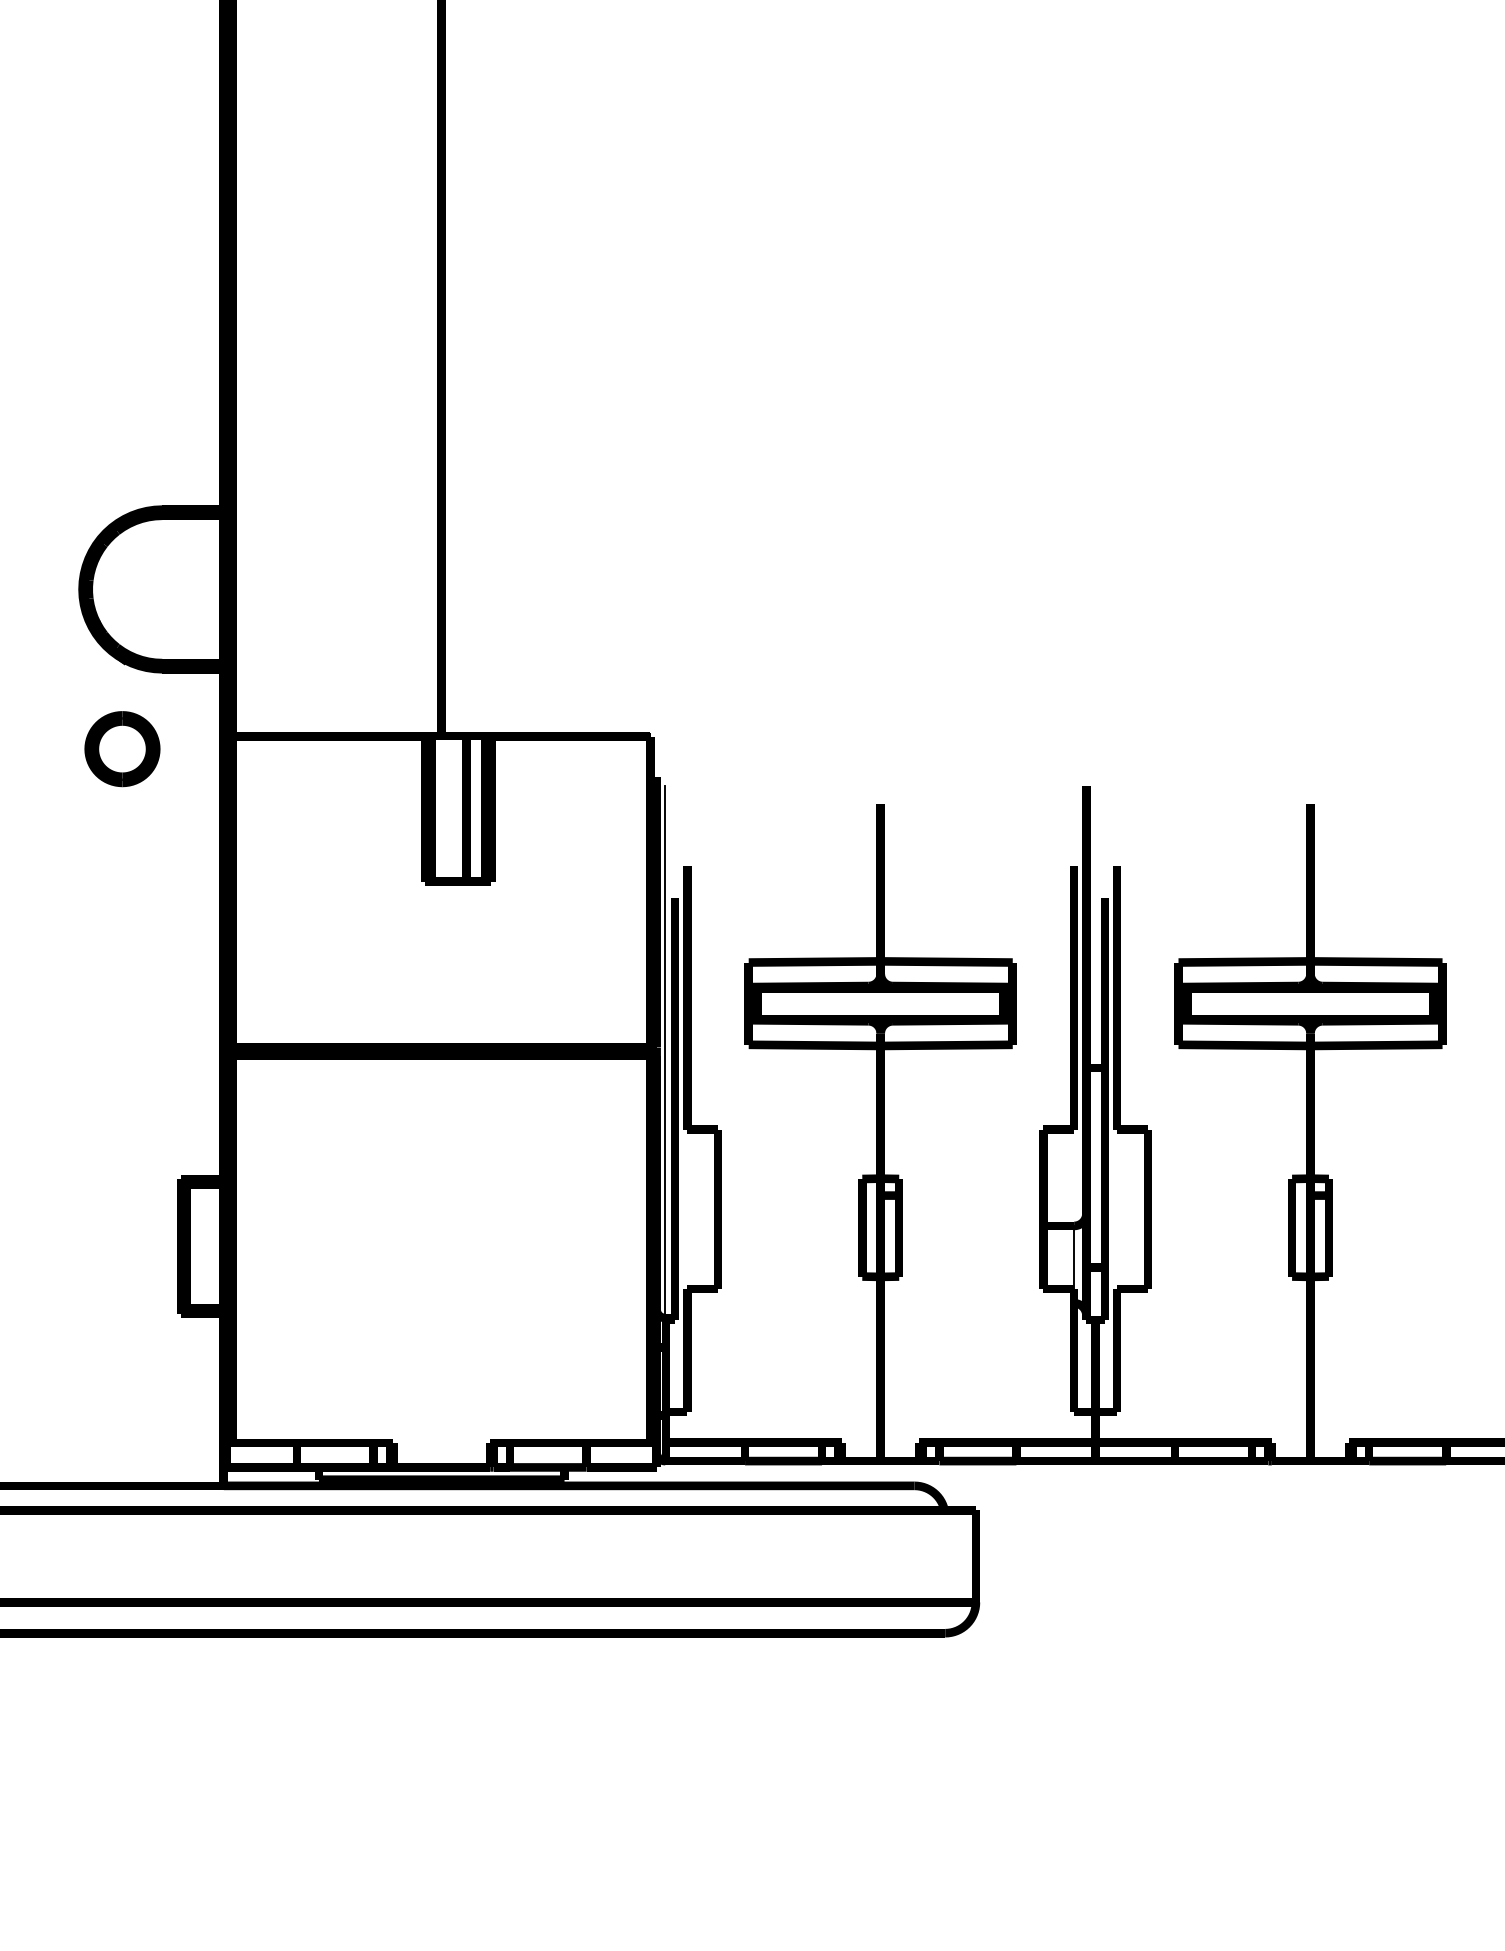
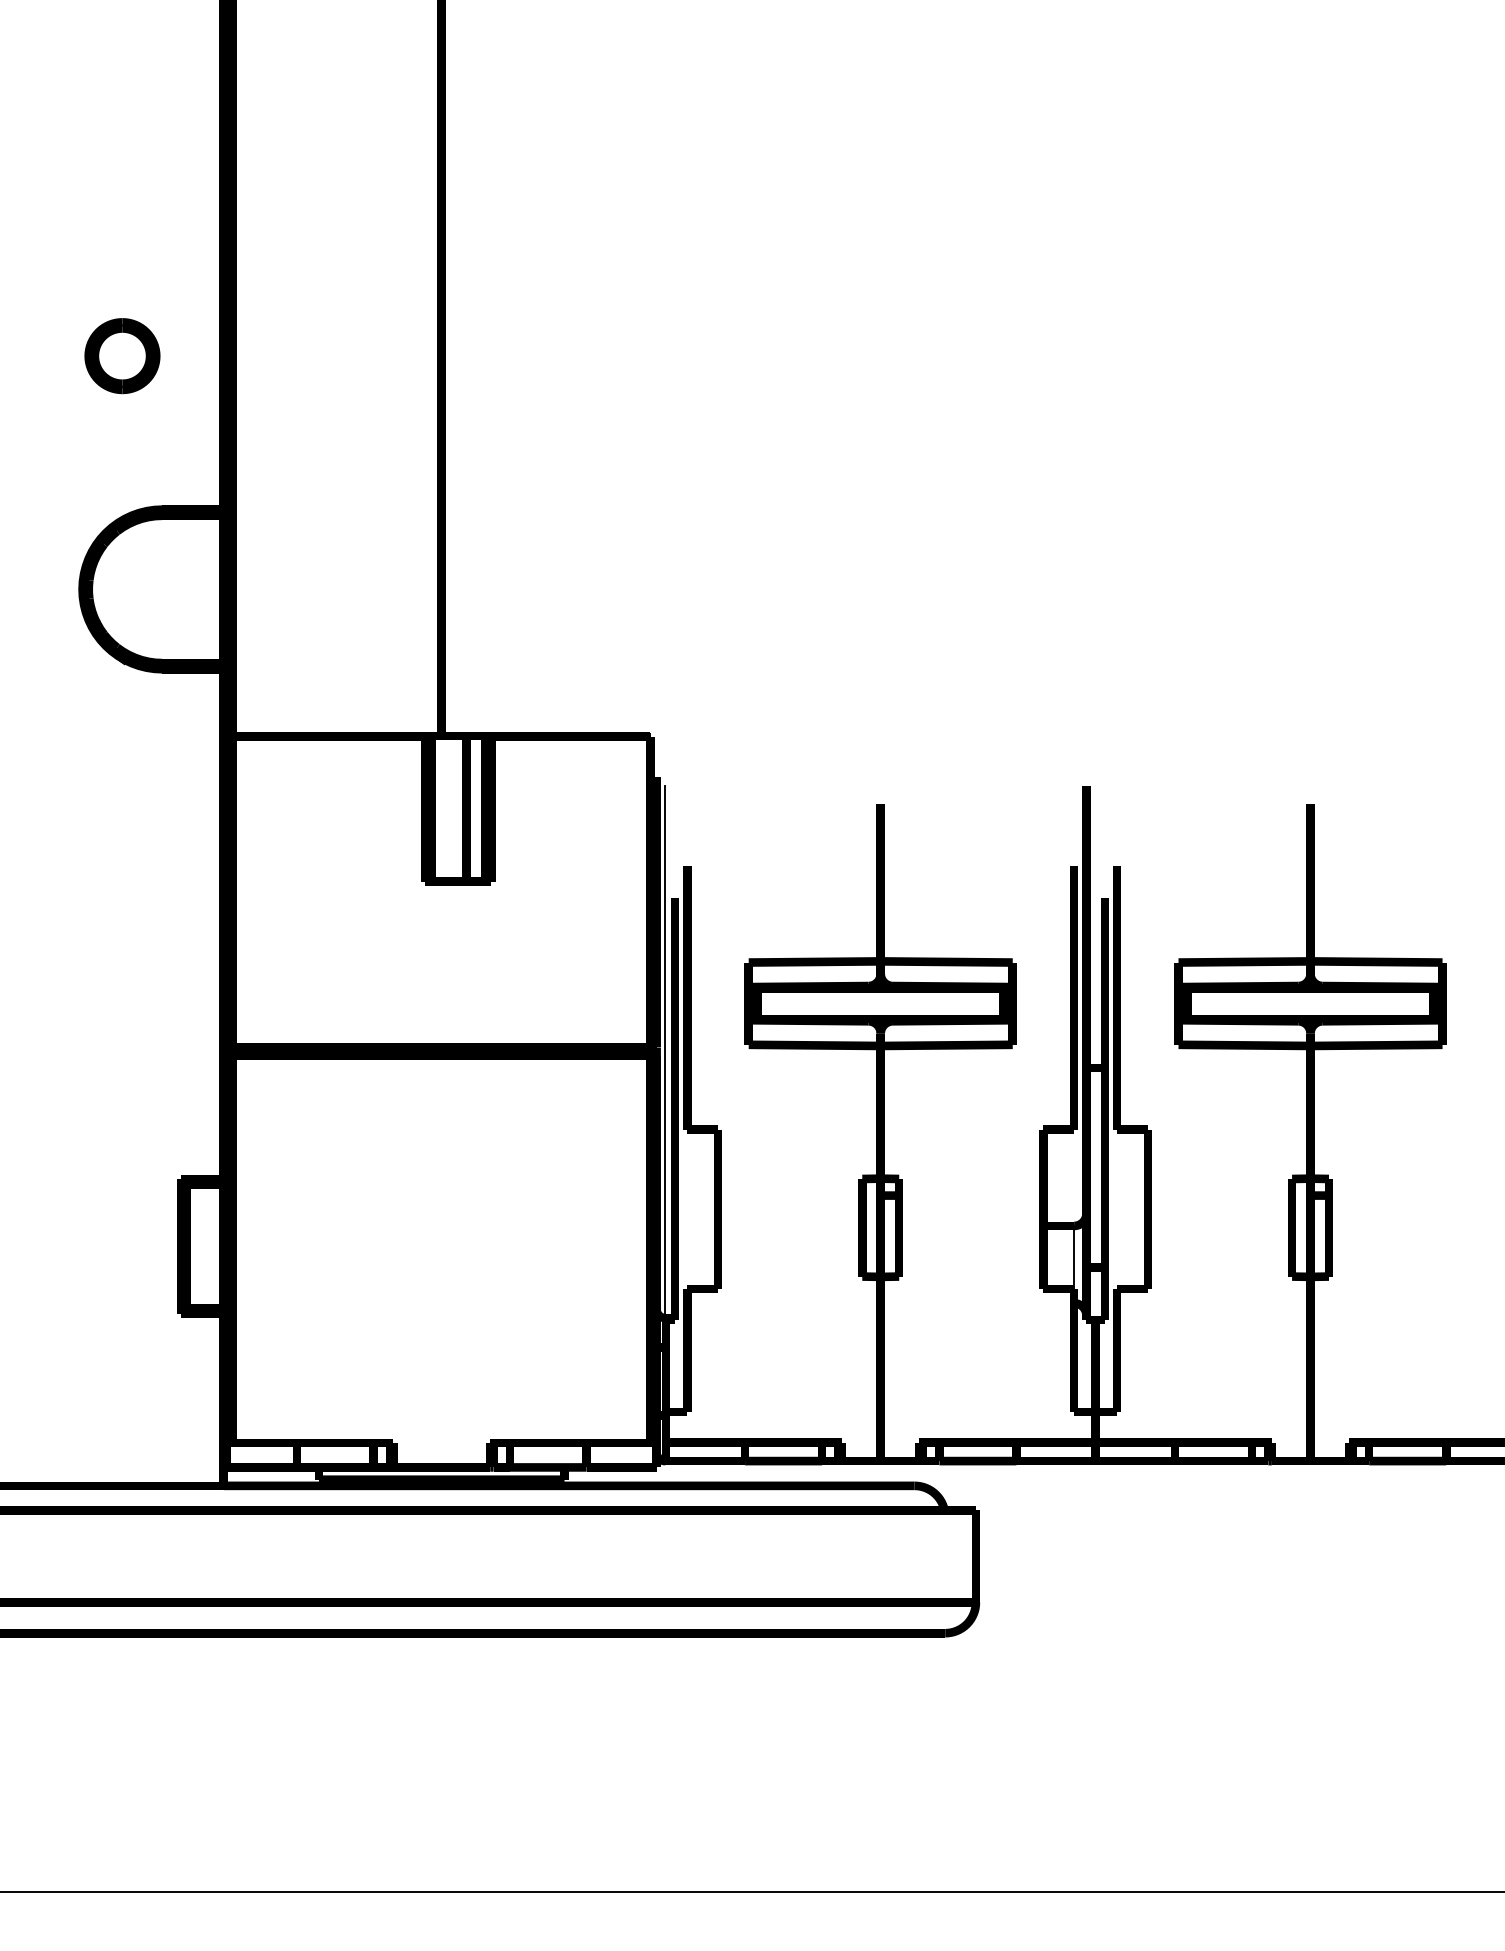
part position: (122, 749) -> (122, 356) (122, 356)
line: none -> present (751, 1892)
